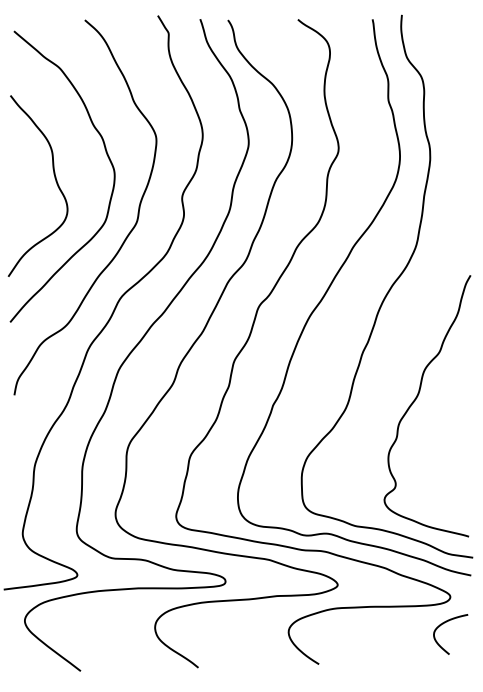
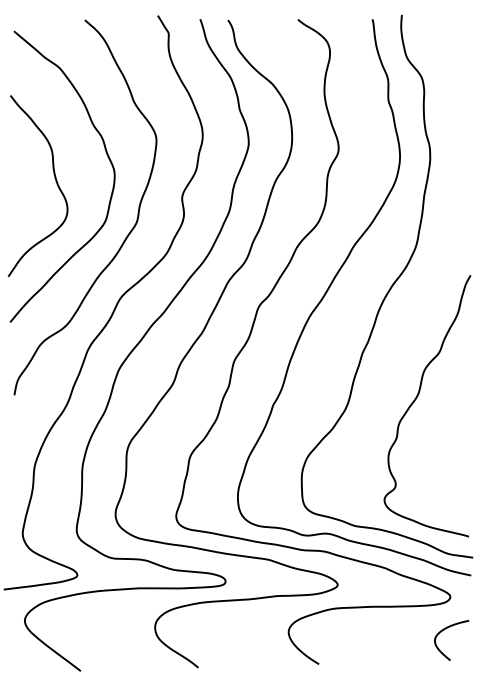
curve position: (443, 624) -> (444, 630) (444, 630)
